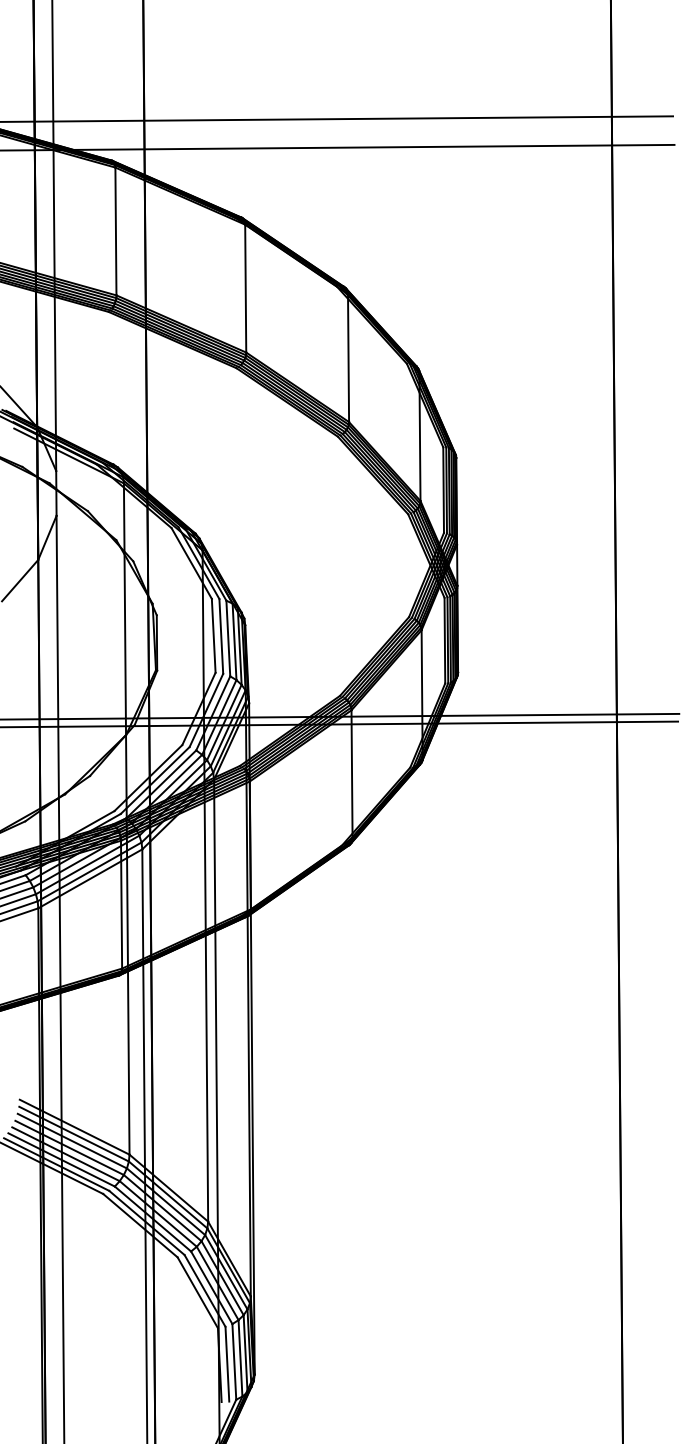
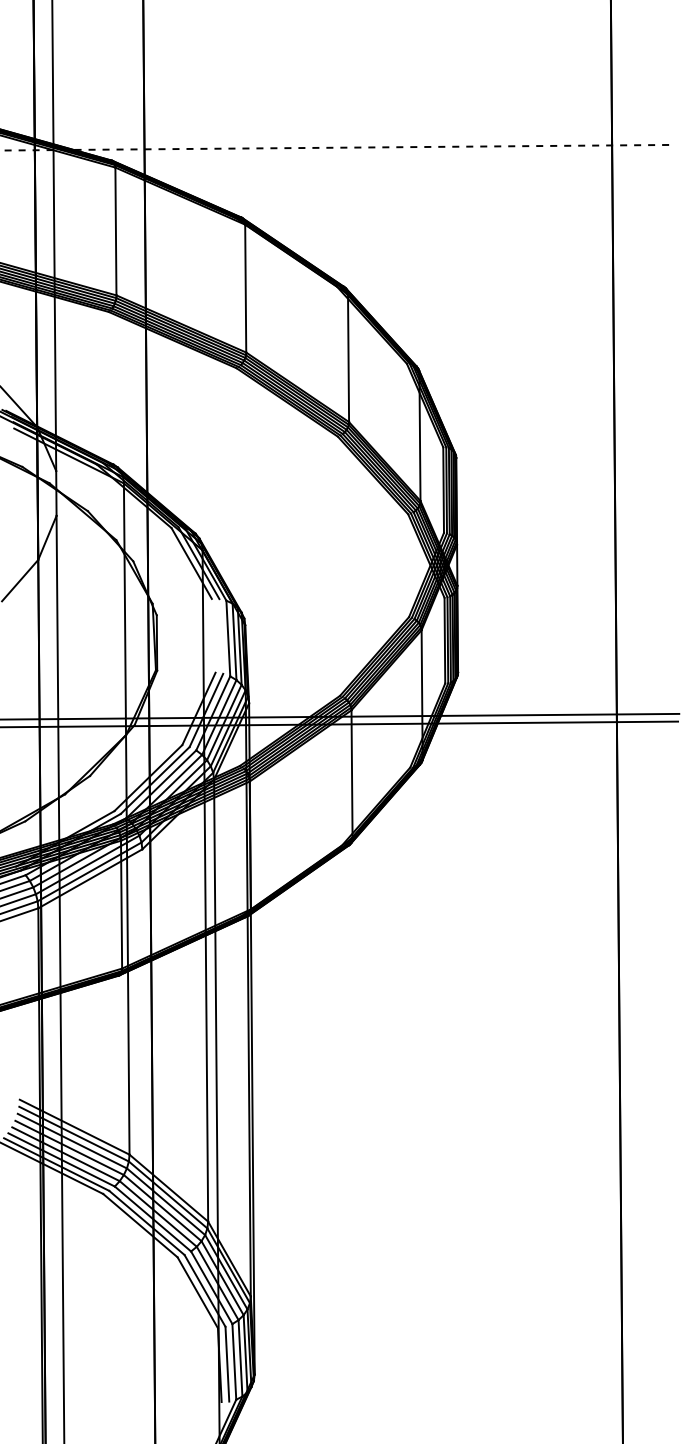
line: present -> none (337, 118)
line: solid -> dashed (337, 147)
line: present -> none (213, 635)
line: present -> none (221, 636)
line: present -> none (144, 1144)
